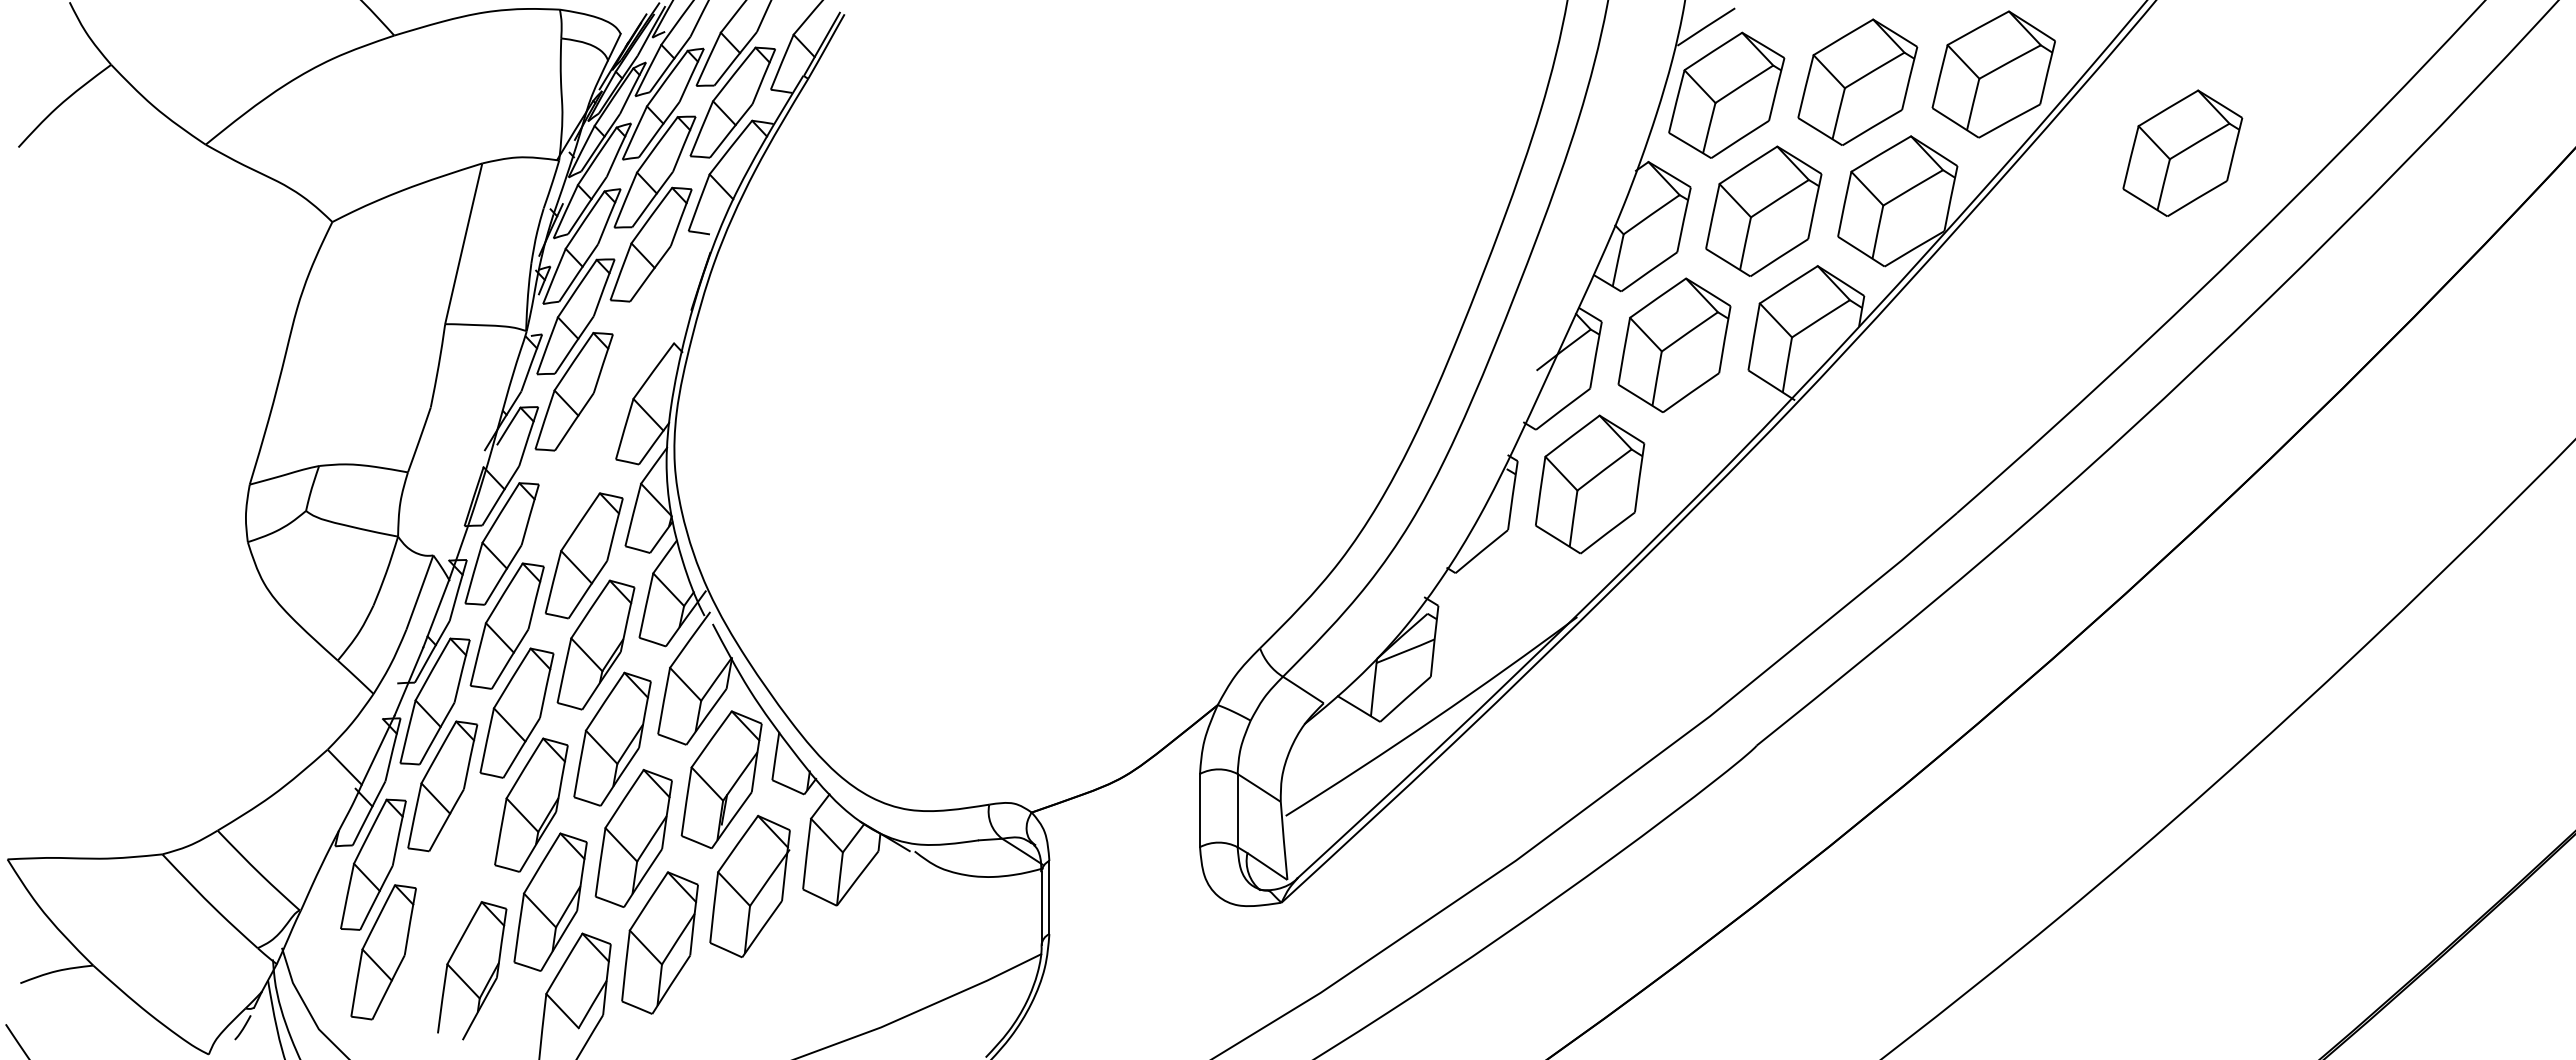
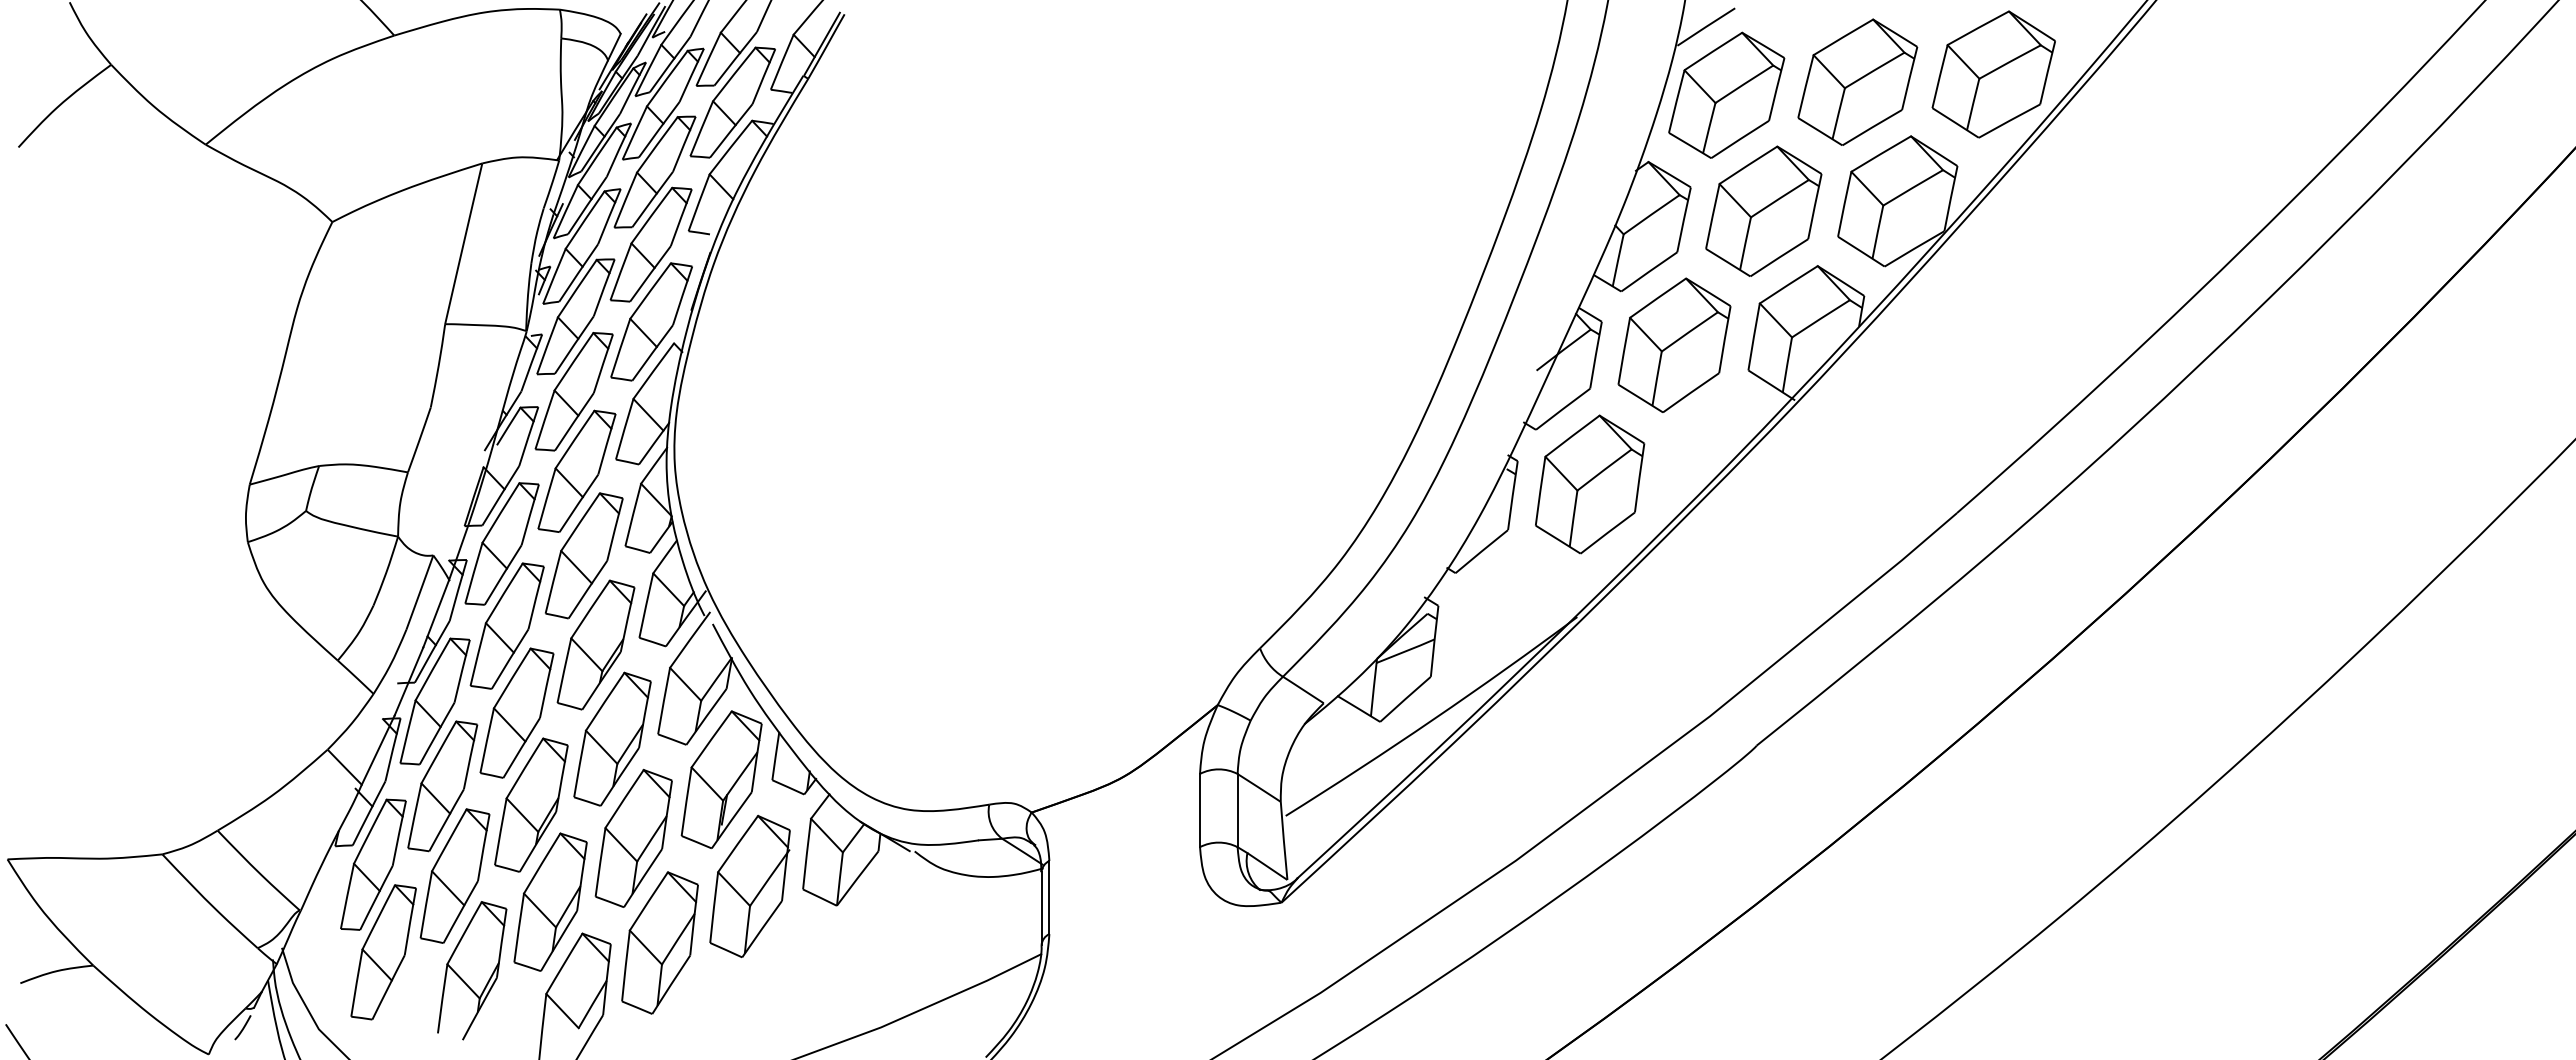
part: present -> none (2182, 152)
part: none -> present (651, 321)
part: none -> present (576, 470)
part: none -> present (454, 875)
